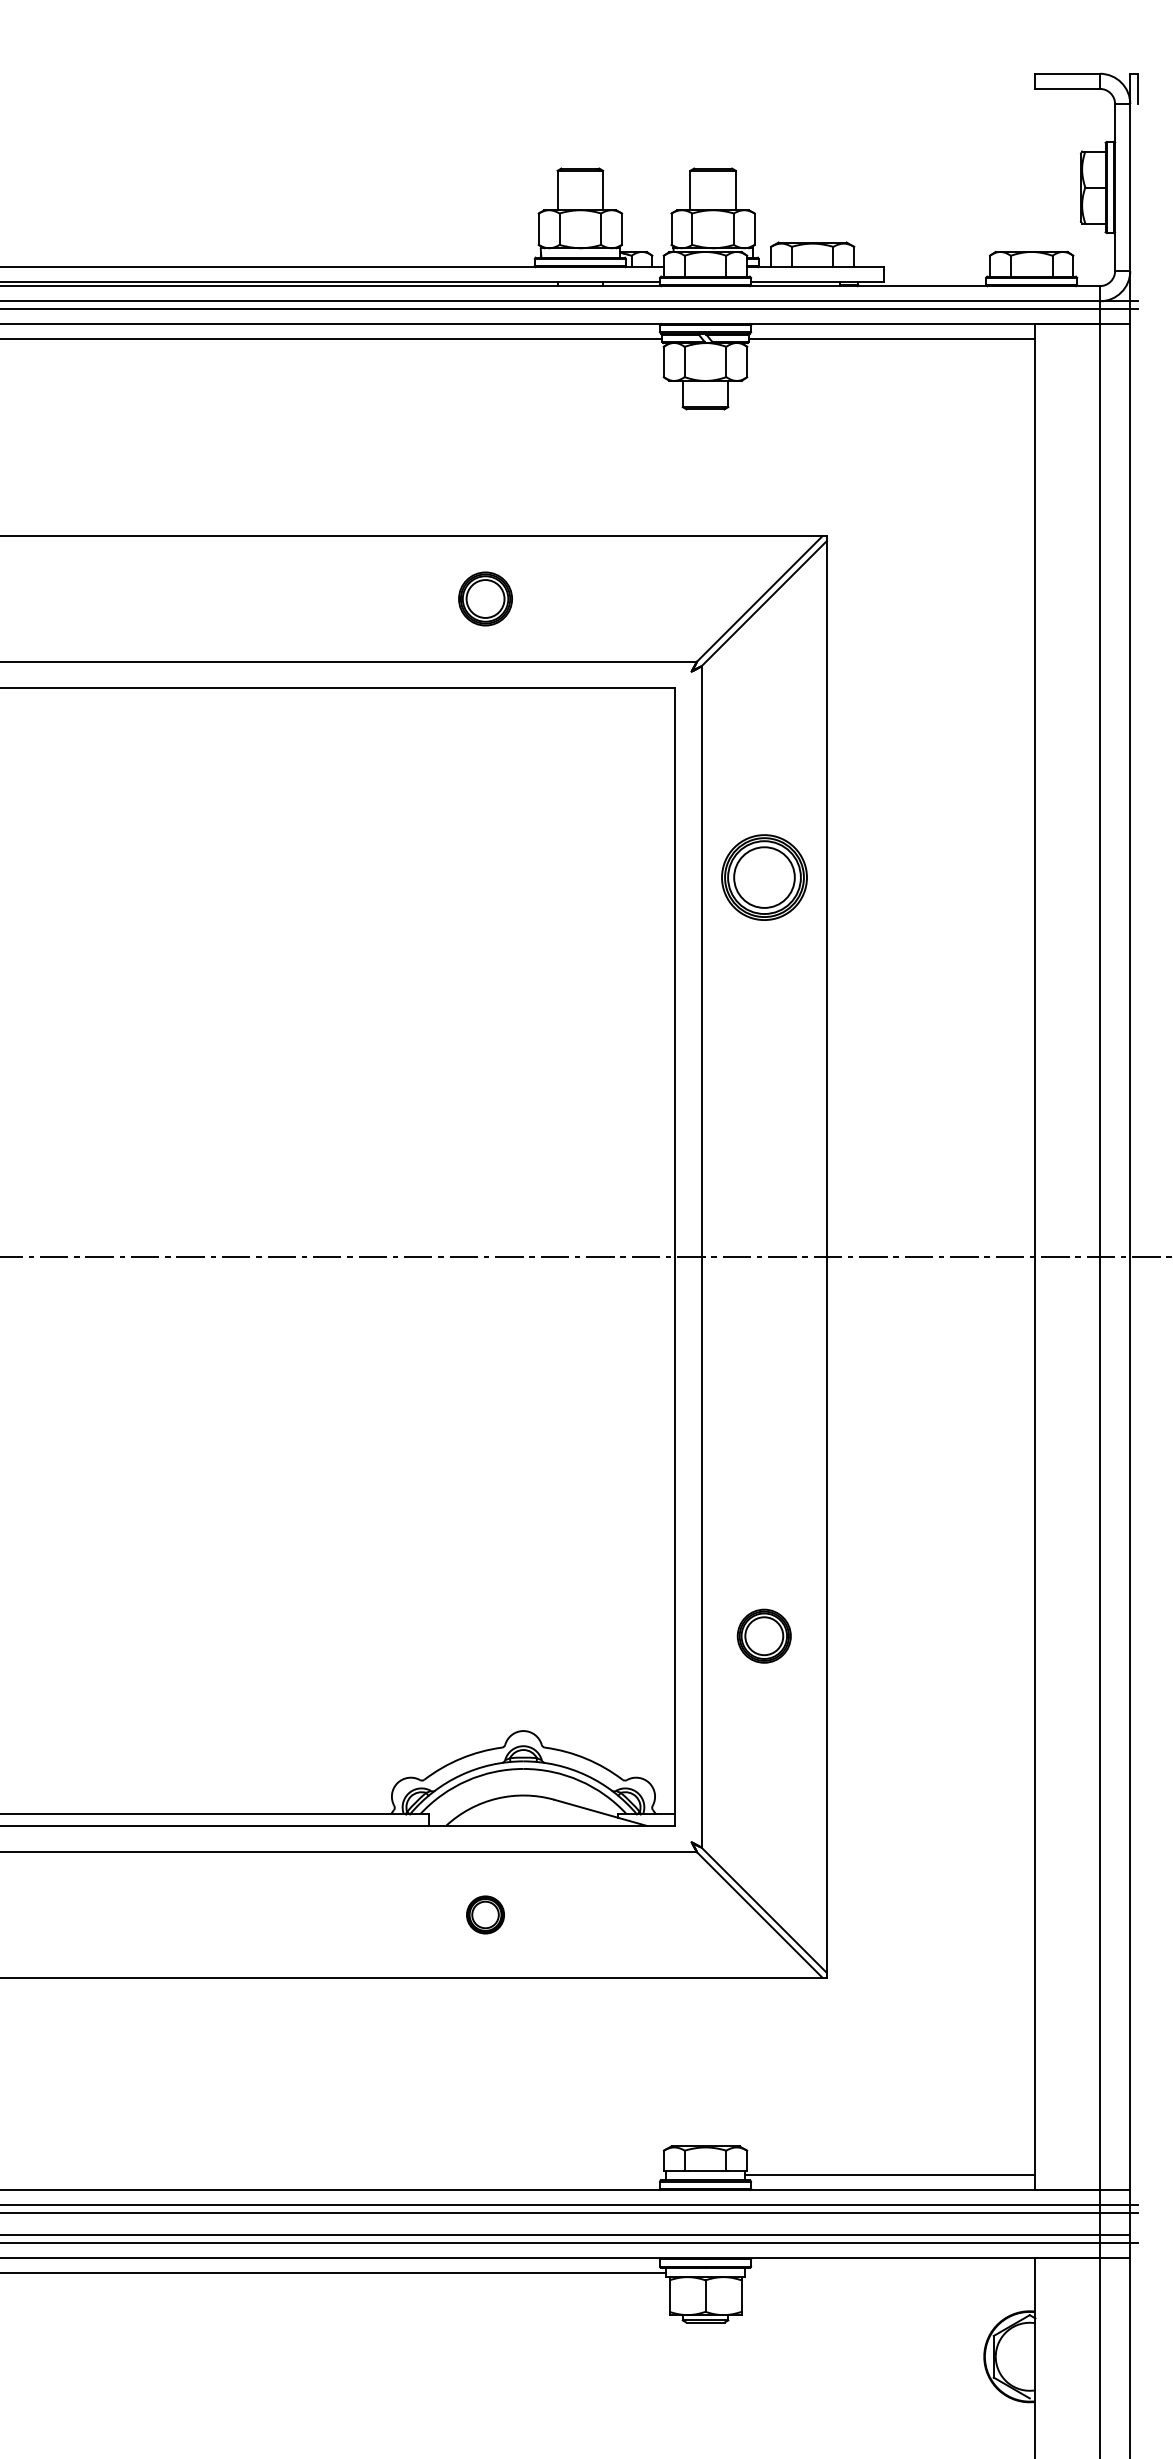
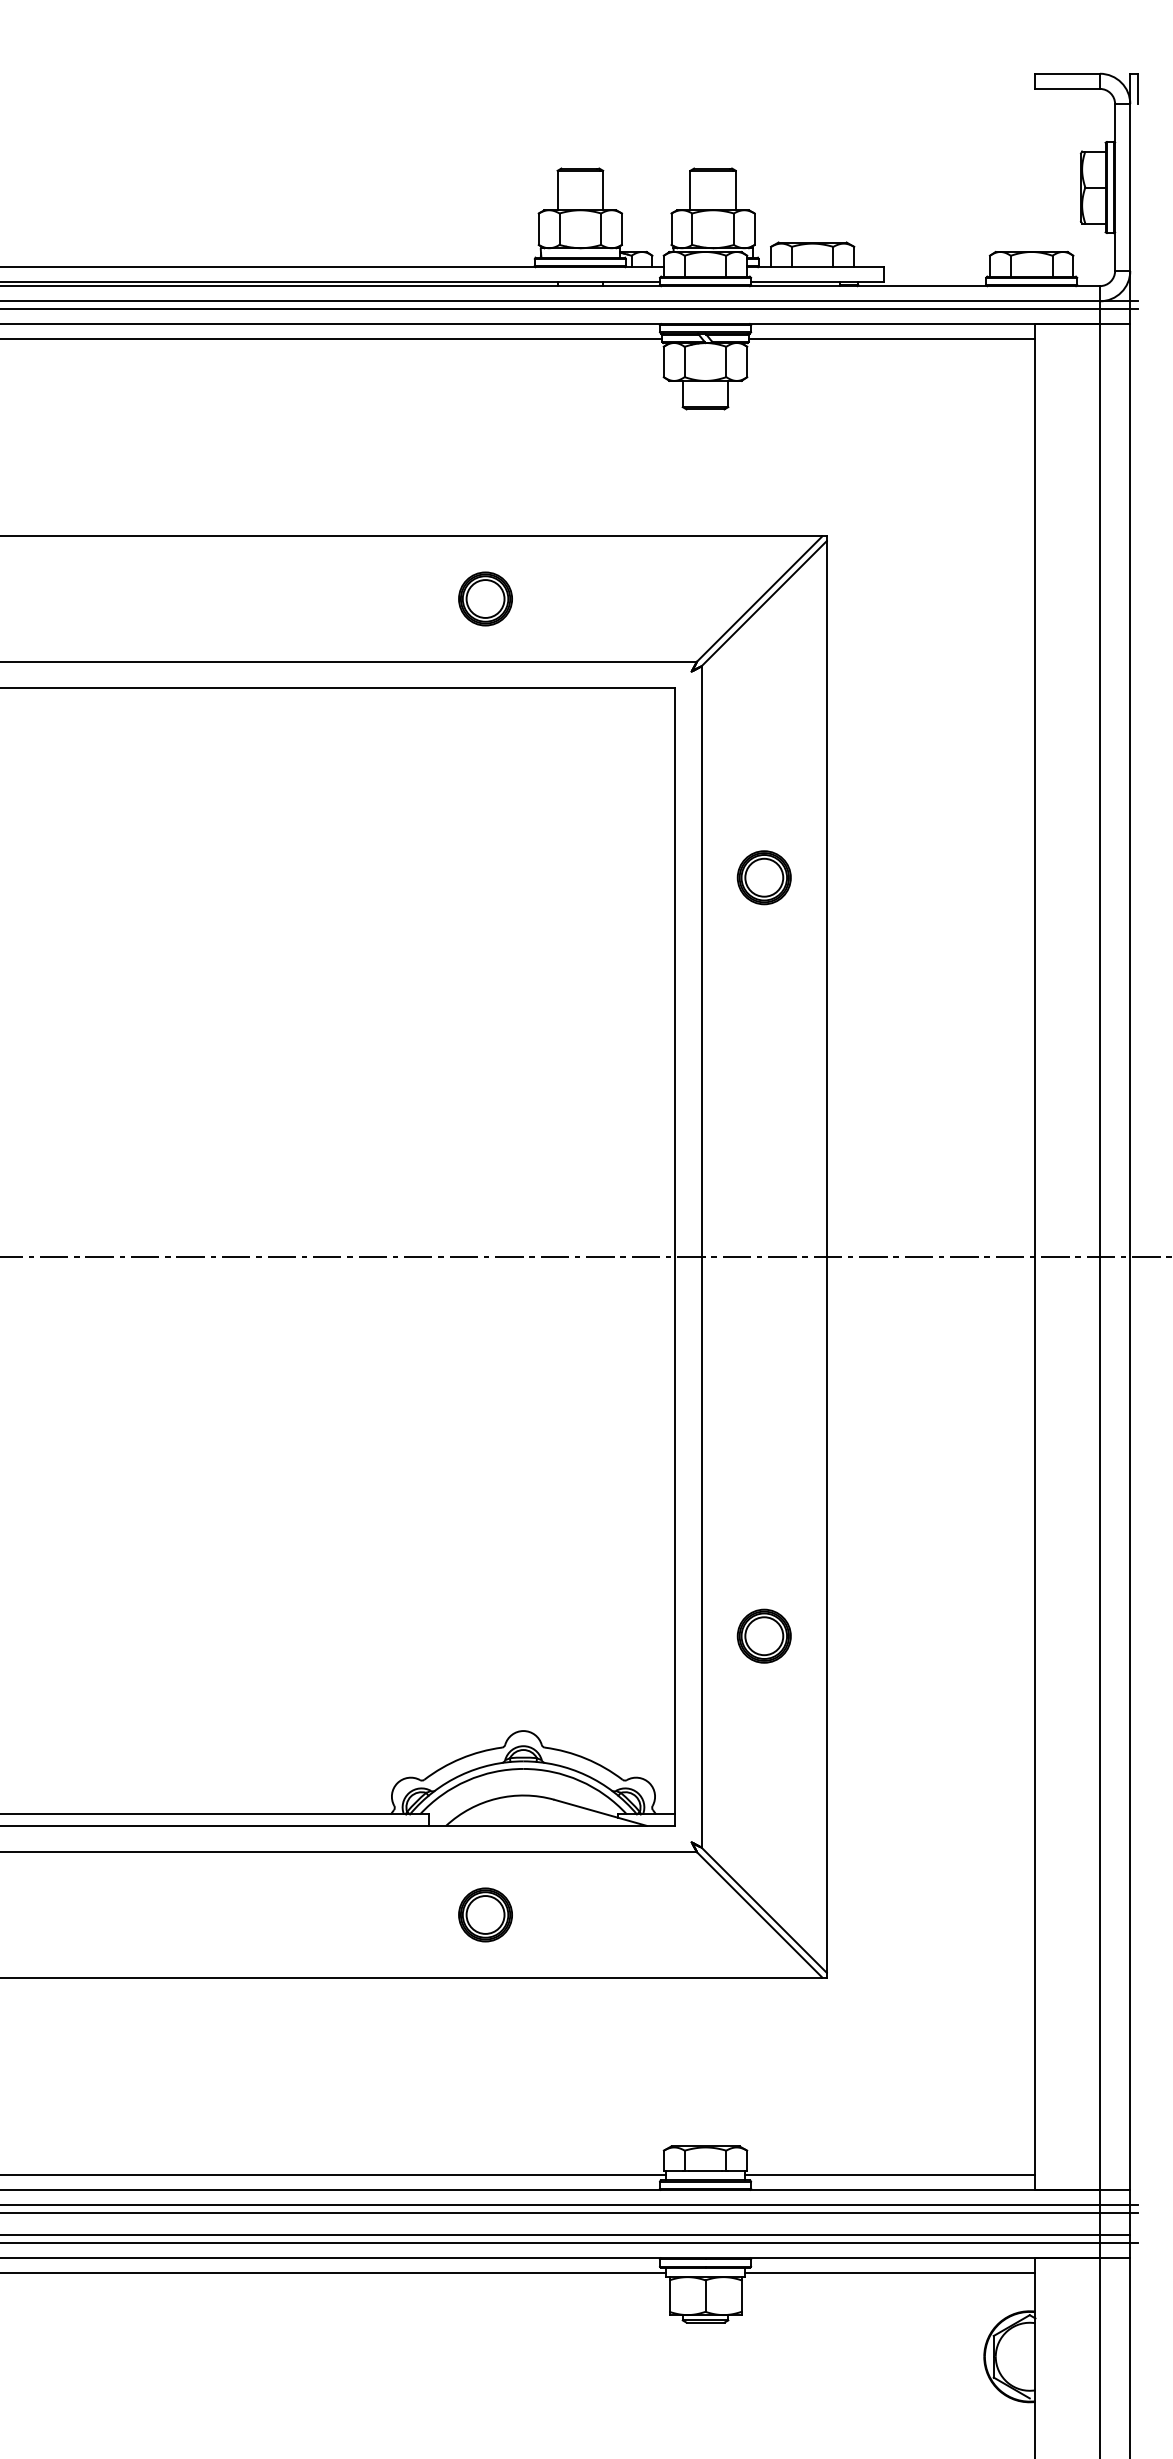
part size: 87x87 px -> 56x56 px (763, 877)
part size: 39x40 px -> 55x56 px (485, 1914)
line: none -> present (333, 2174)
line: none -> present (890, 2273)
